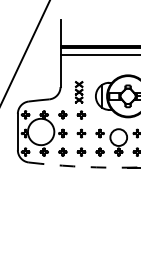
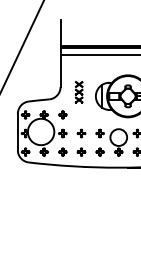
line position: (25, 51) -> (22, 45) (22, 45)
part: present -> none (81, 114)
arc: dashed -> solid (84, 166)
